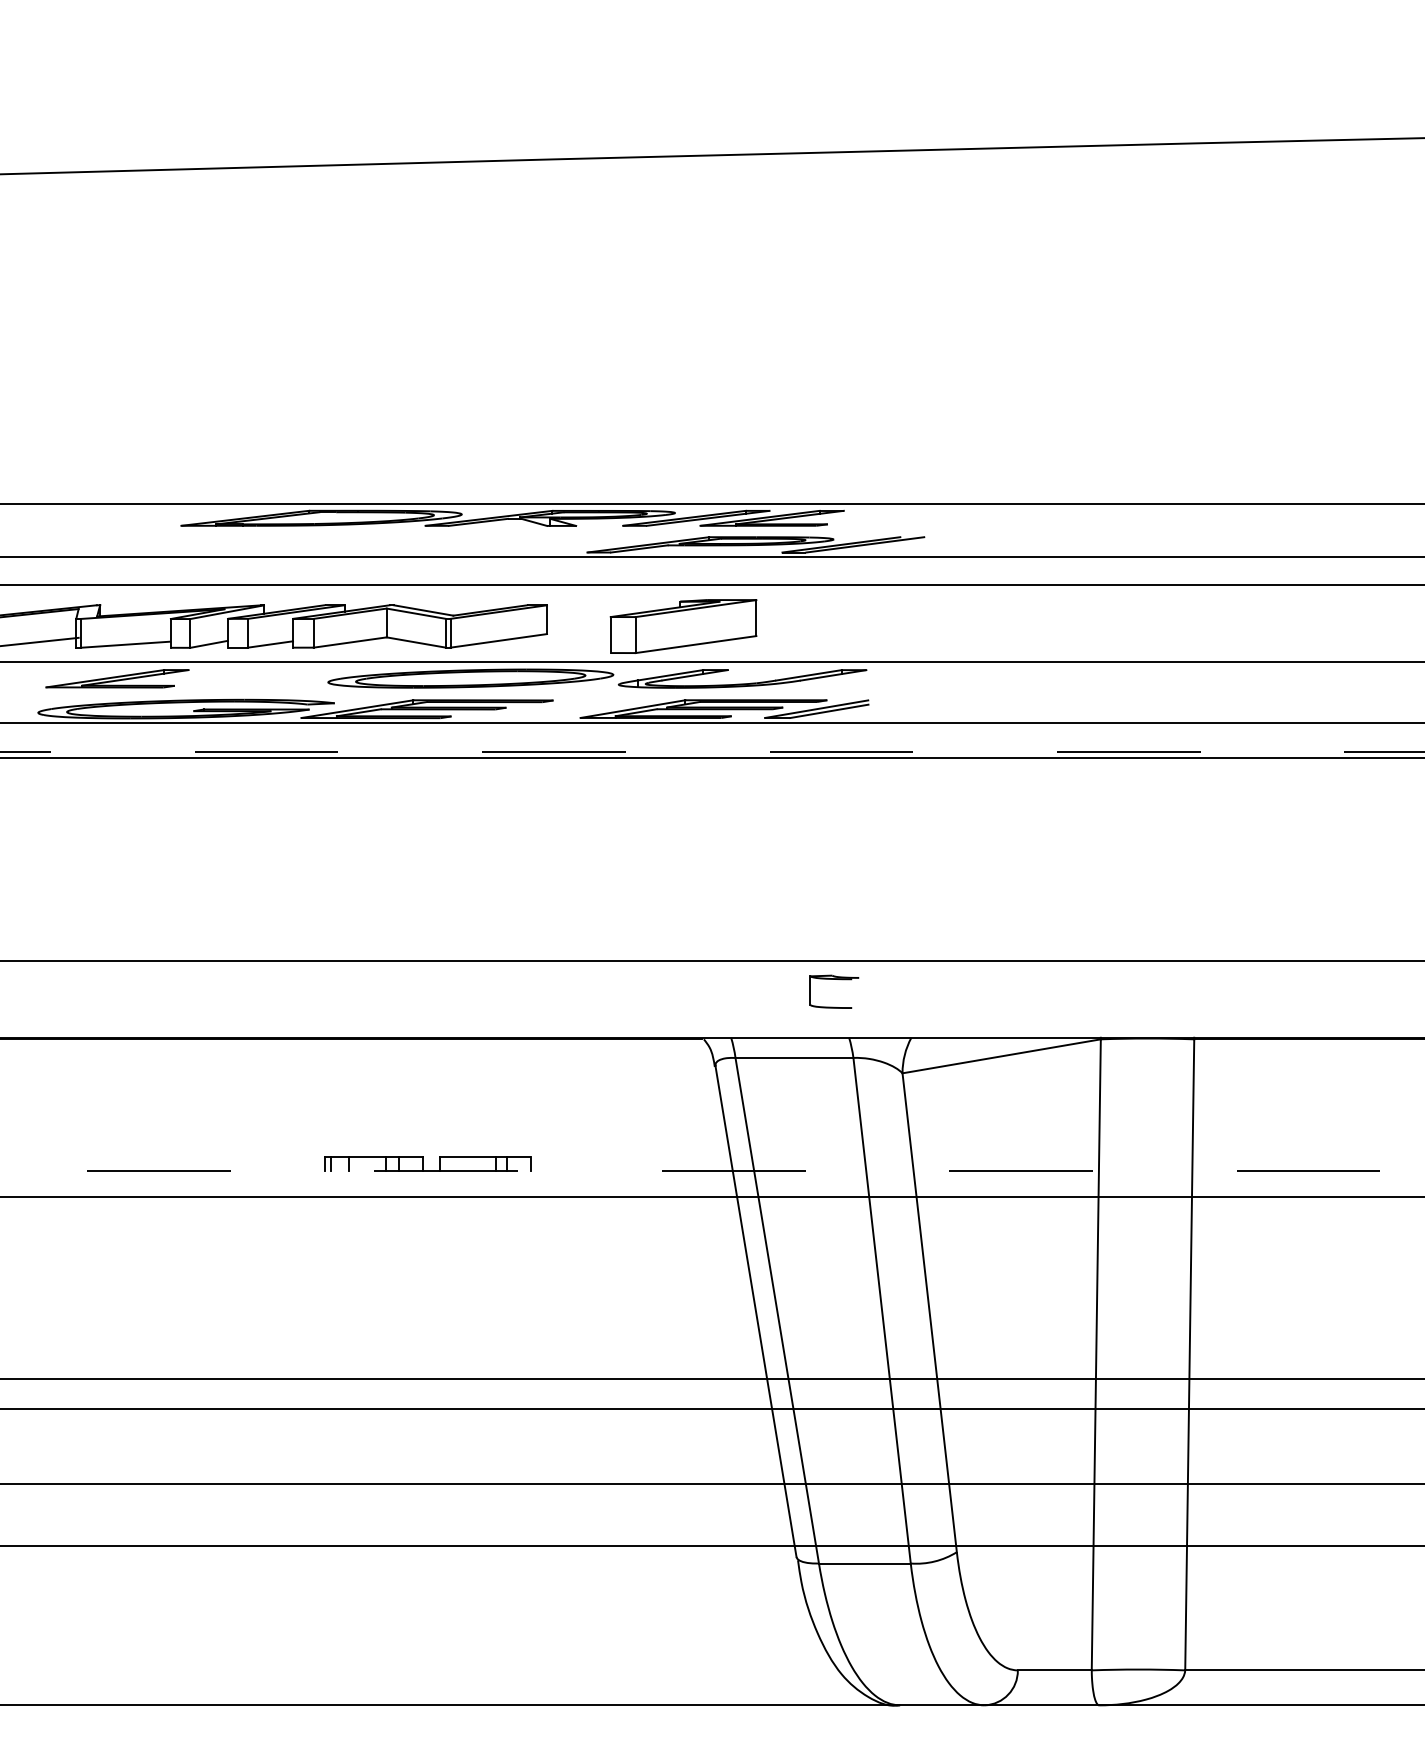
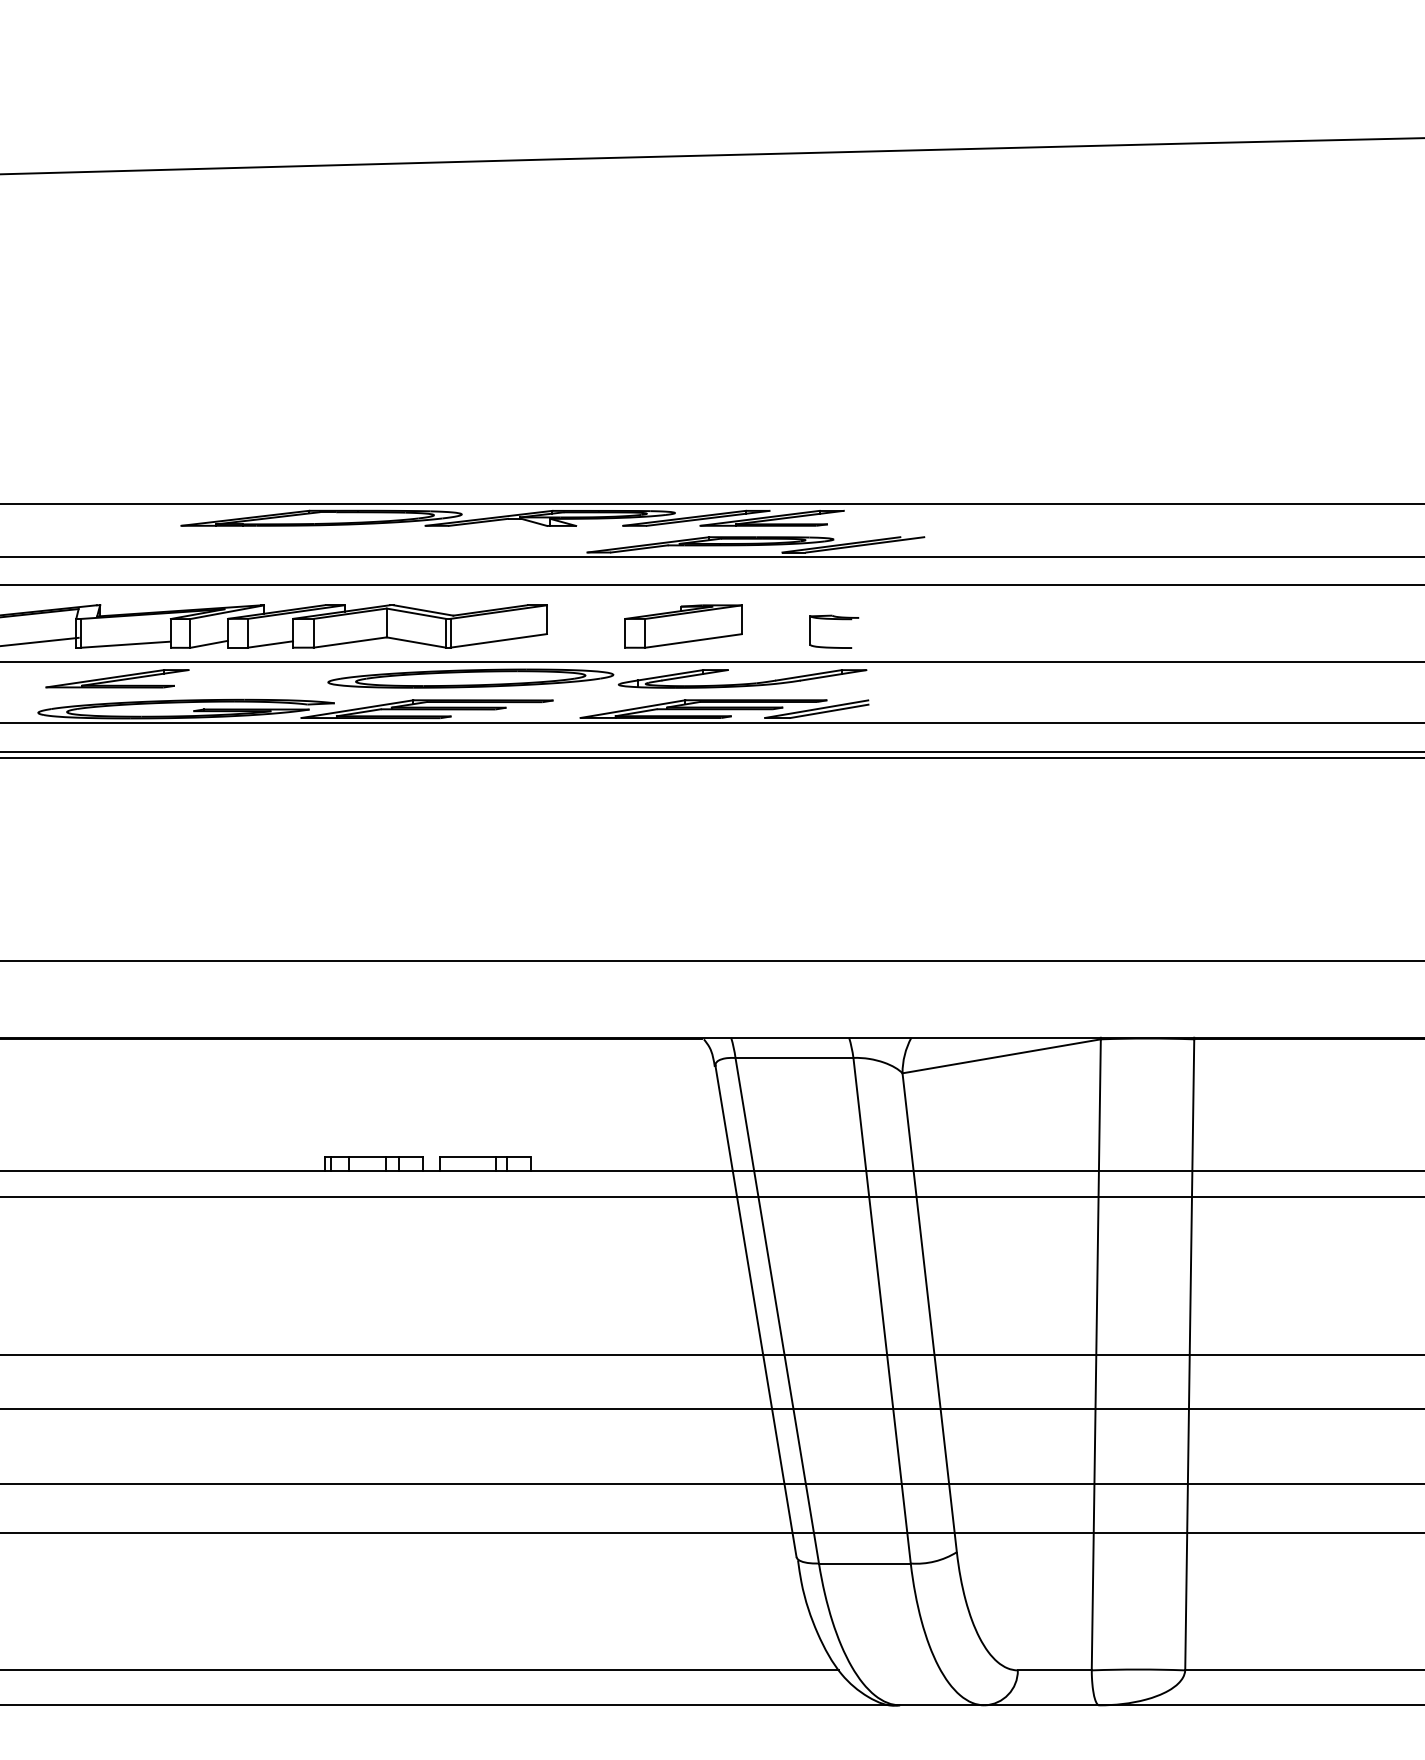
part size: 149x55 px -> 119x45 px (683, 626)
line: dashed -> solid (712, 751)
part position: (834, 979) -> (834, 619) (834, 619)
line: dashed -> solid (712, 1171)
line position: (711, 1379) -> (711, 1355) (711, 1355)
line position: (711, 1546) -> (711, 1533) (711, 1533)
line: none -> present (420, 1670)
